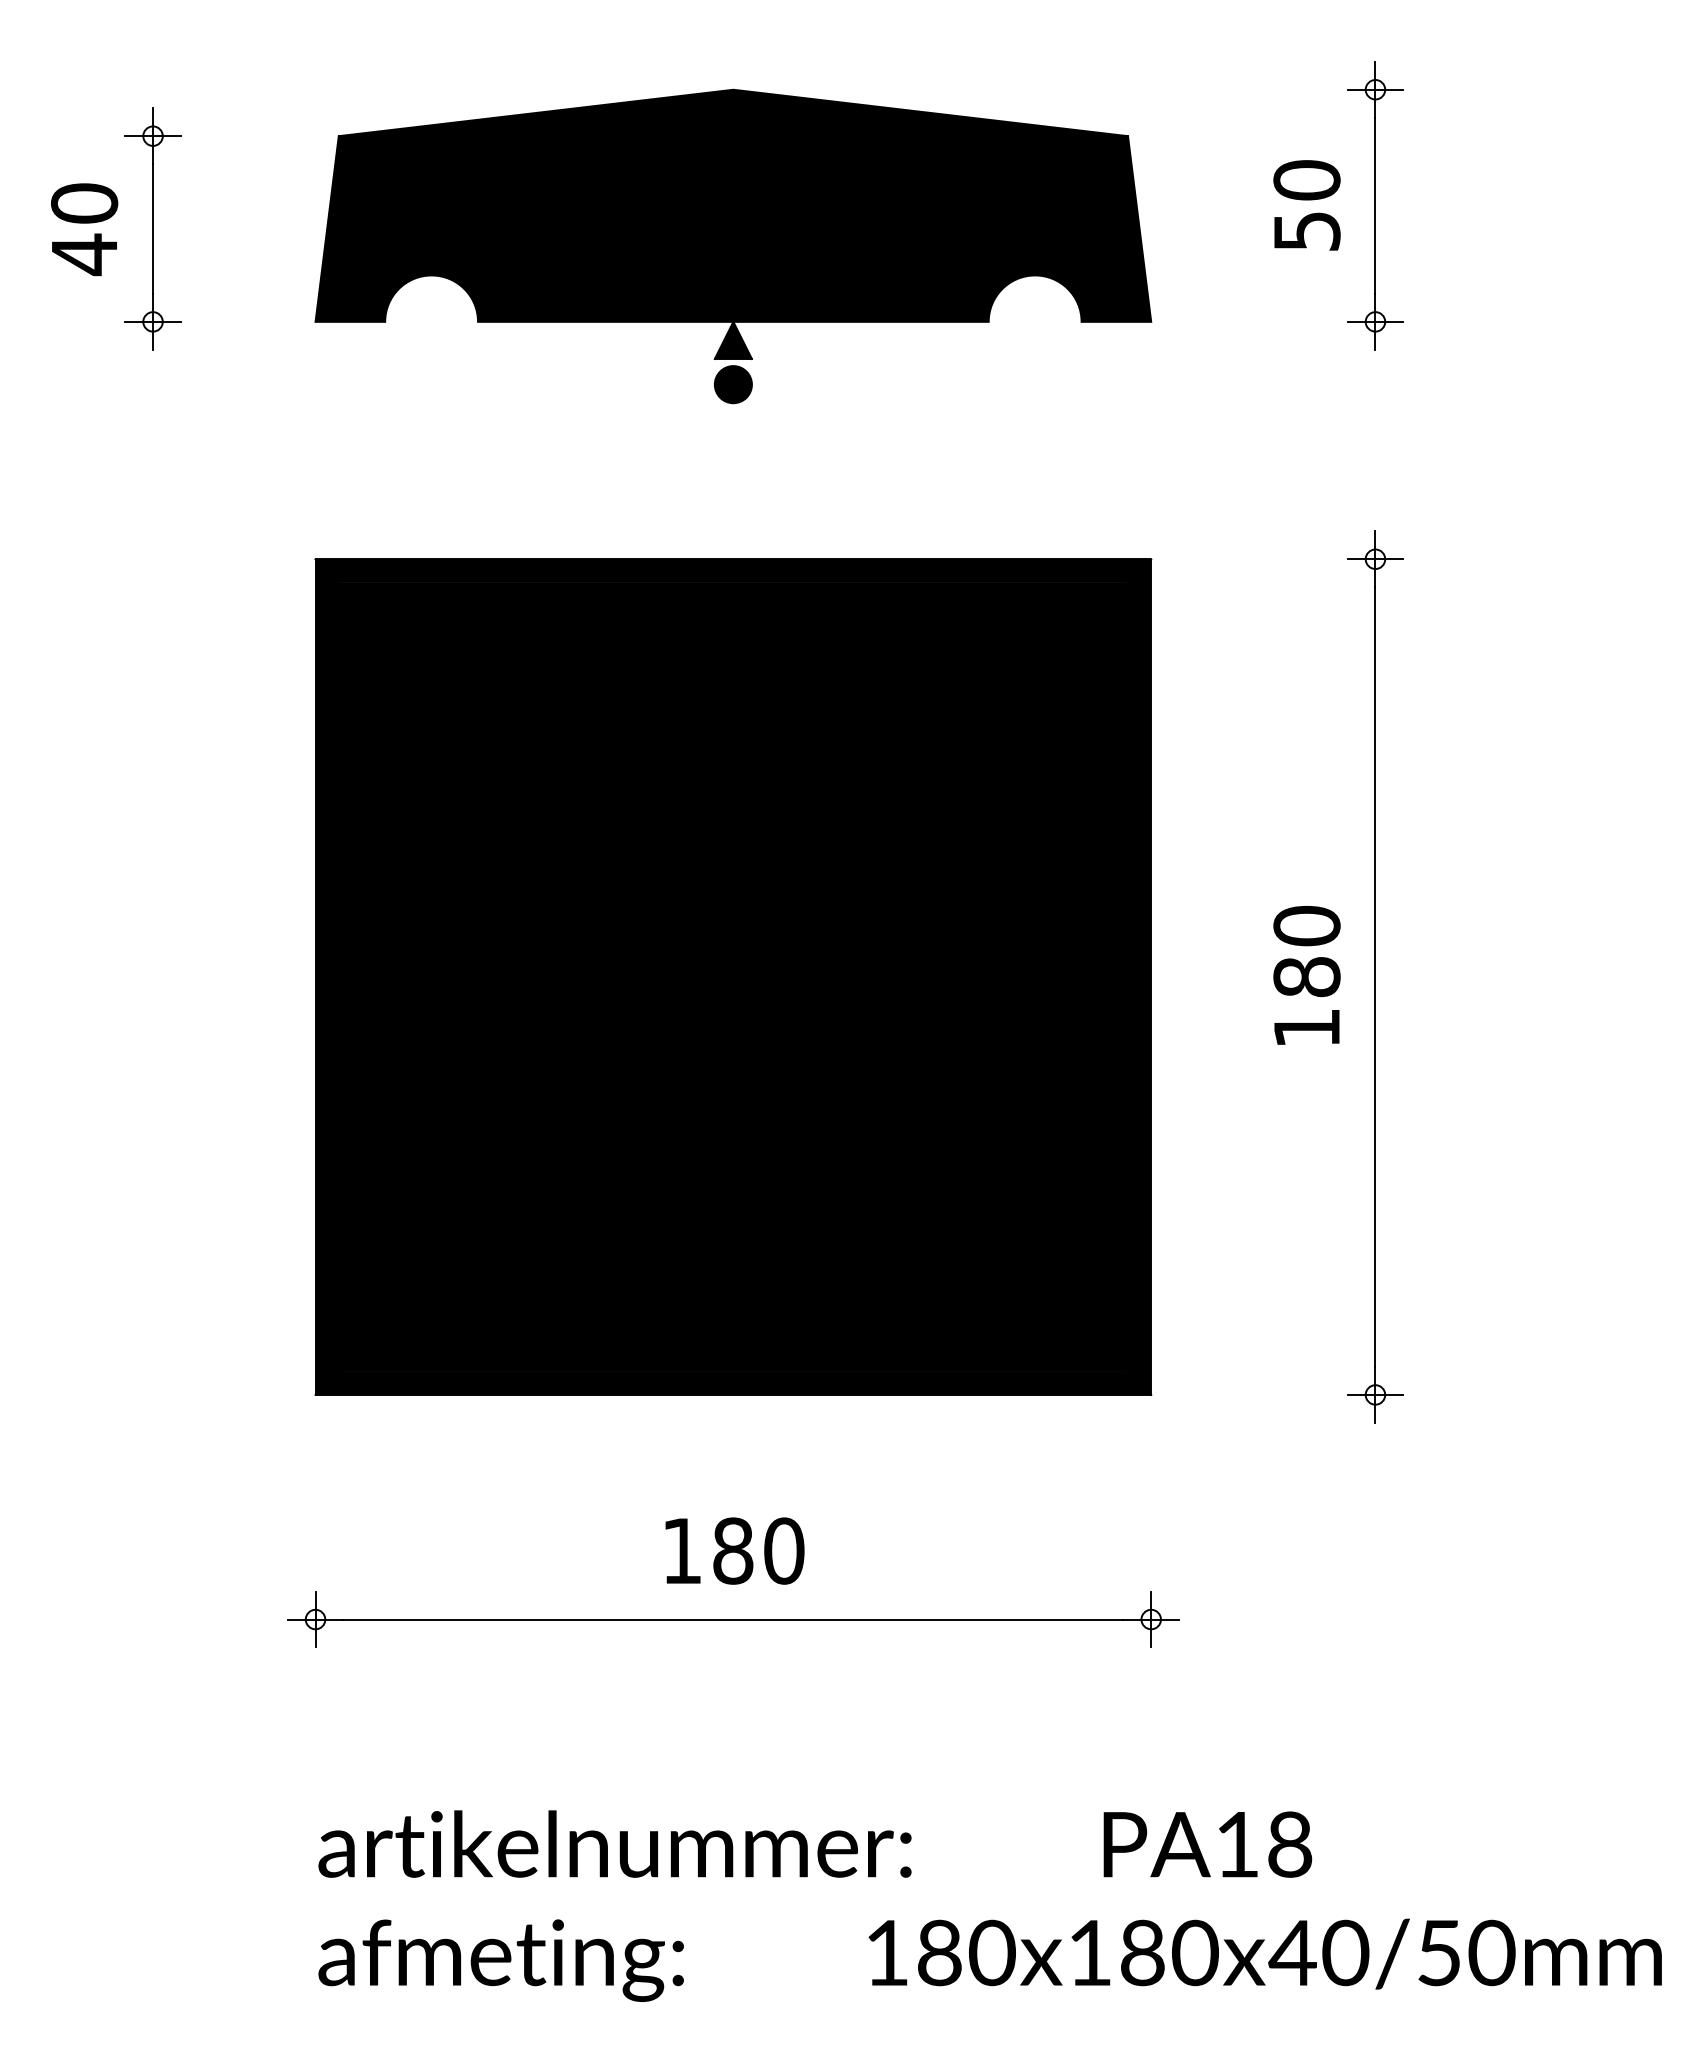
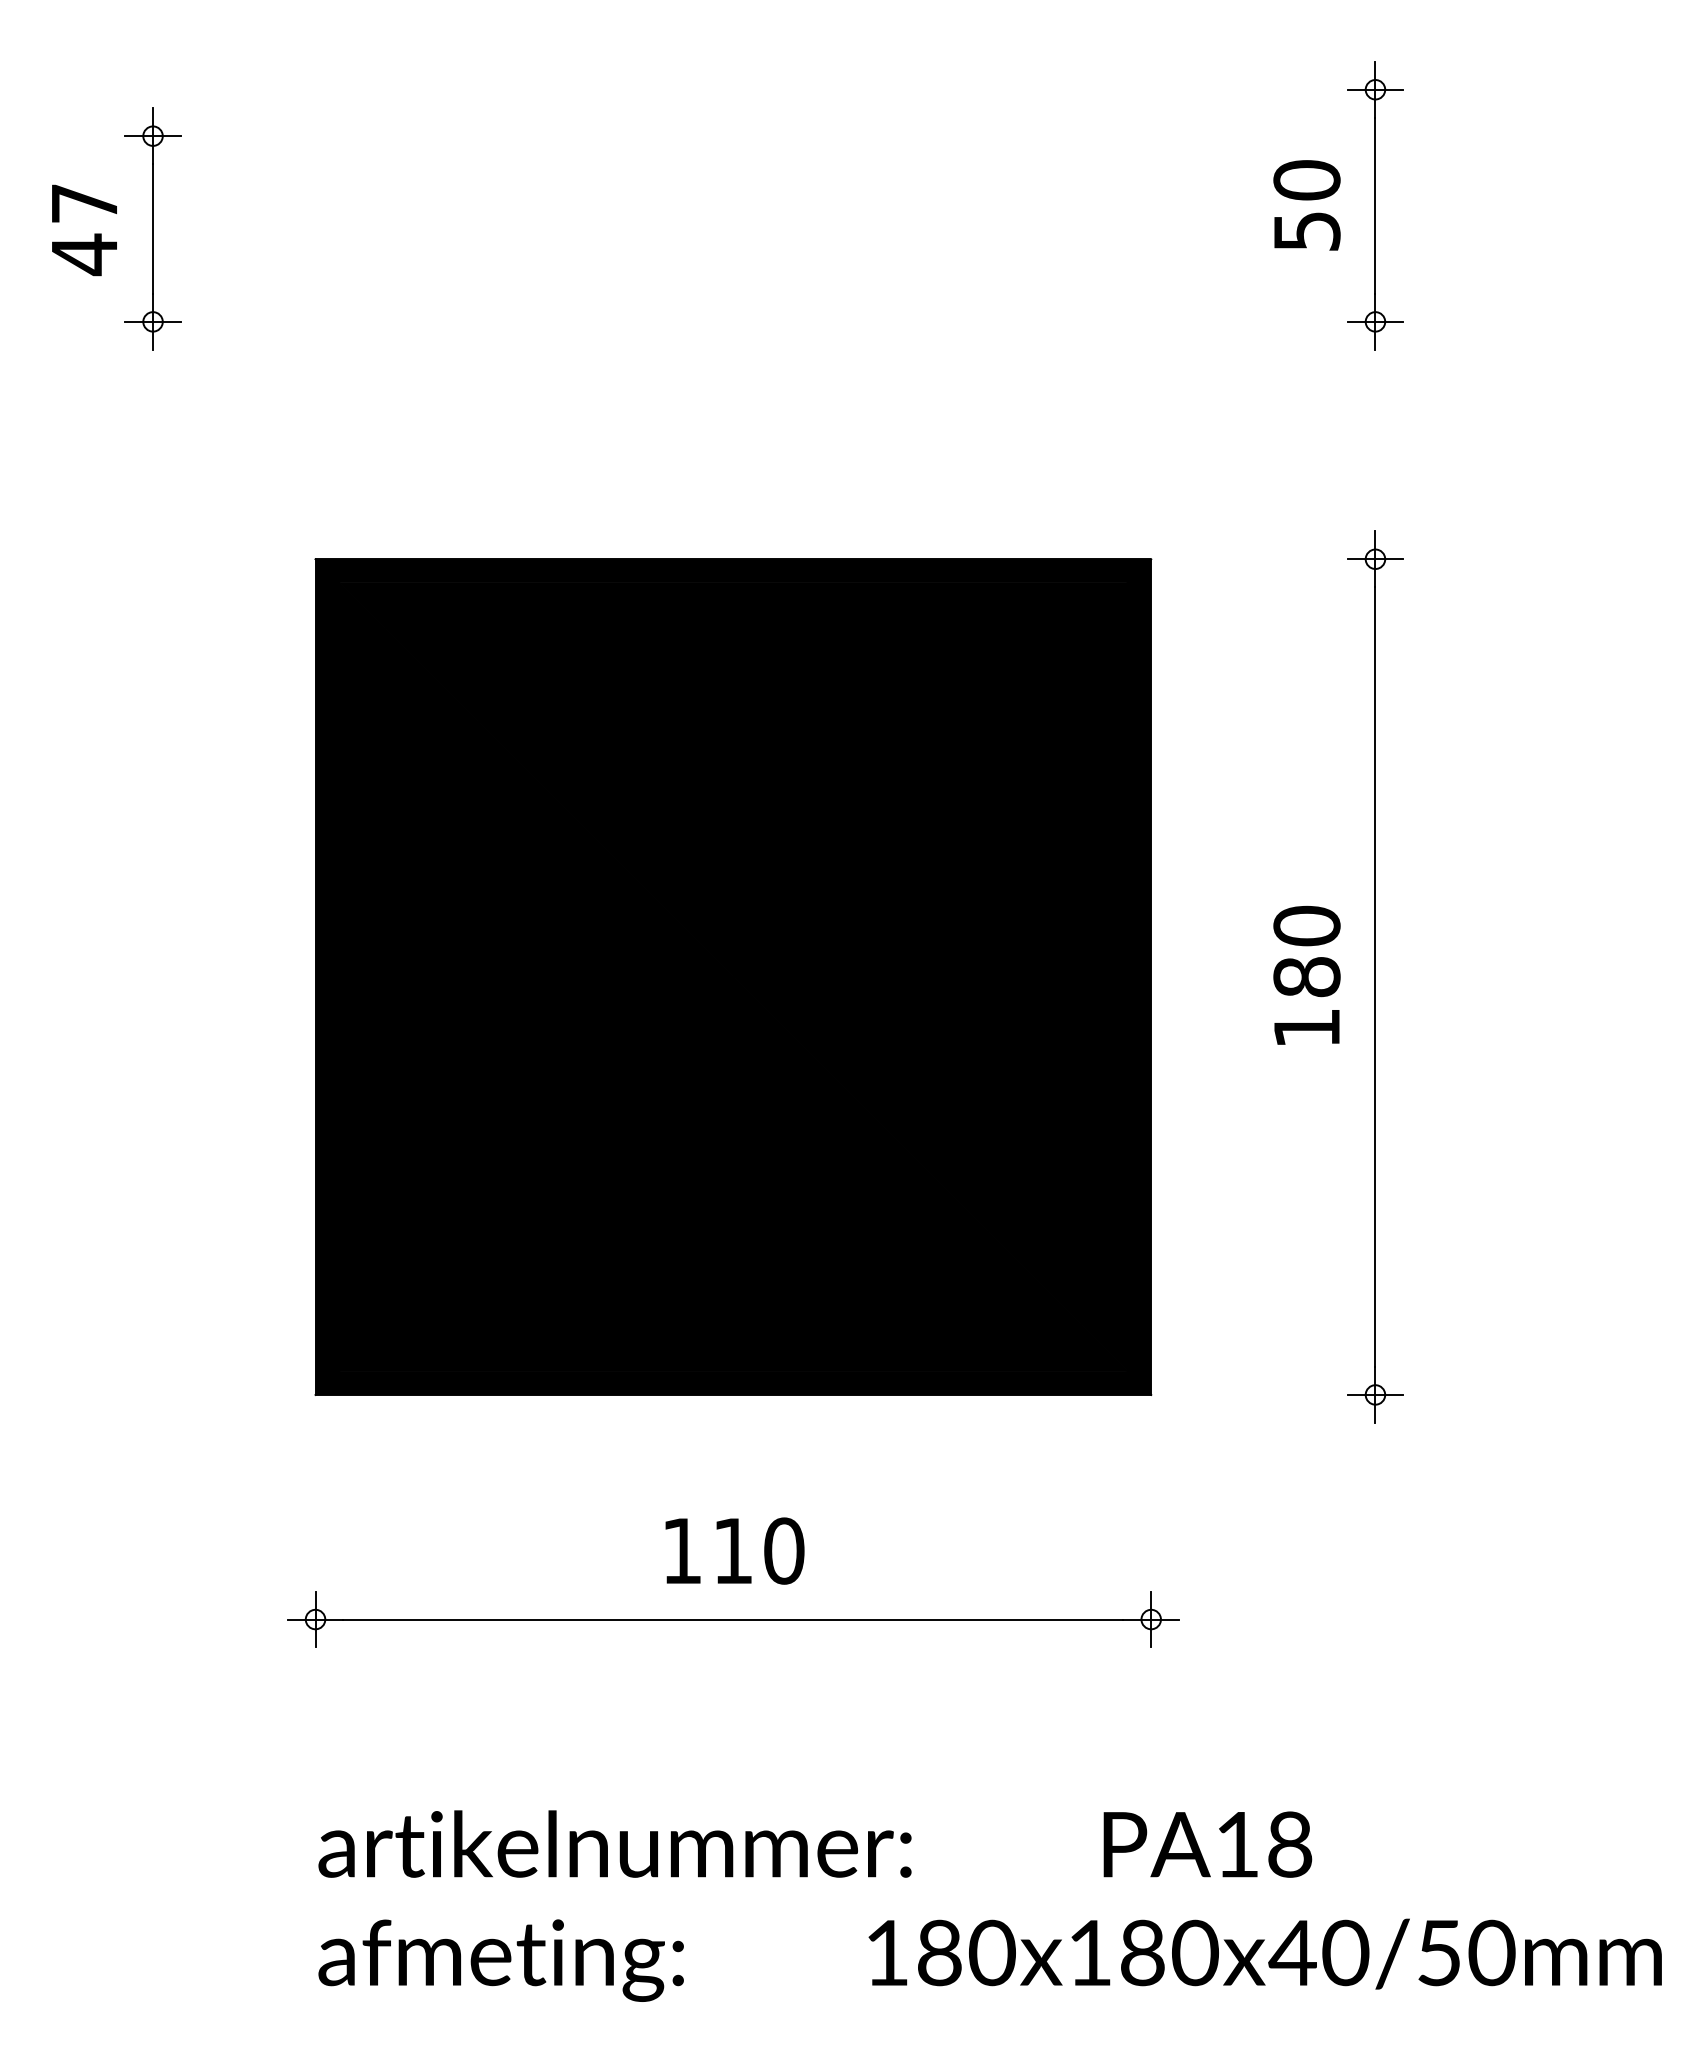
text: 40 -> 47 (84, 203)
part: present -> none (733, 246)
text: 180 -> 110 (733, 1550)
